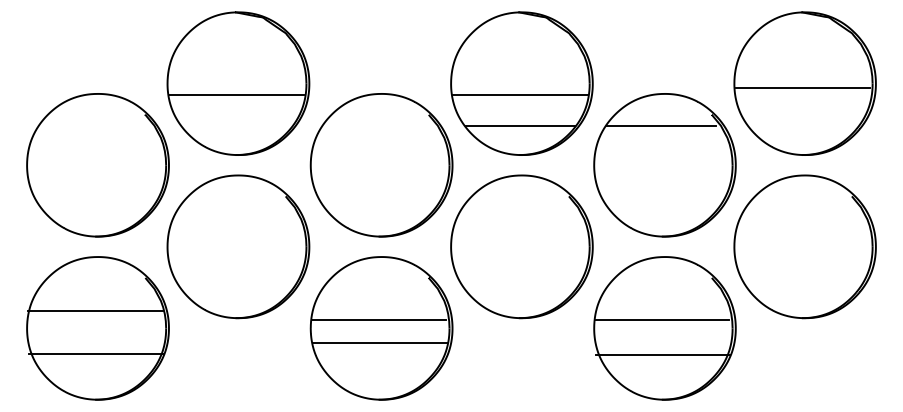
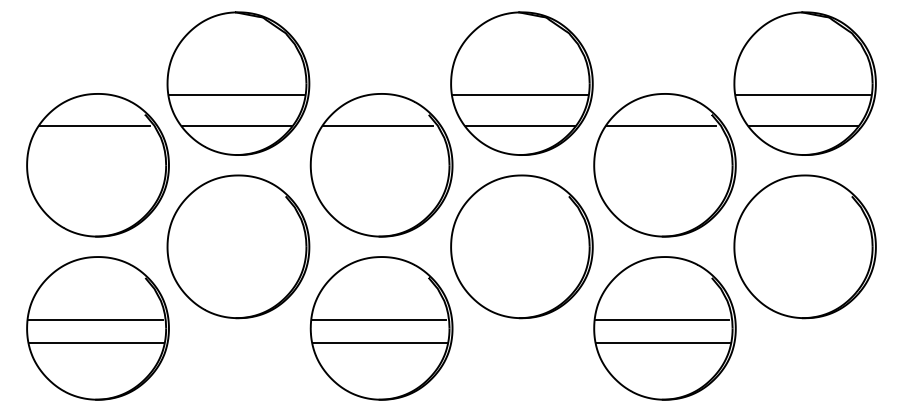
line position: (802, 88) -> (802, 95) (802, 95)
line: none -> present (94, 126)
line: none -> present (237, 126)
line: none -> present (378, 126)
line: none -> present (803, 126)
line position: (95, 310) -> (95, 319) (95, 319)
line position: (96, 353) -> (96, 342) (96, 342)
line position: (663, 354) -> (663, 342) (663, 342)
